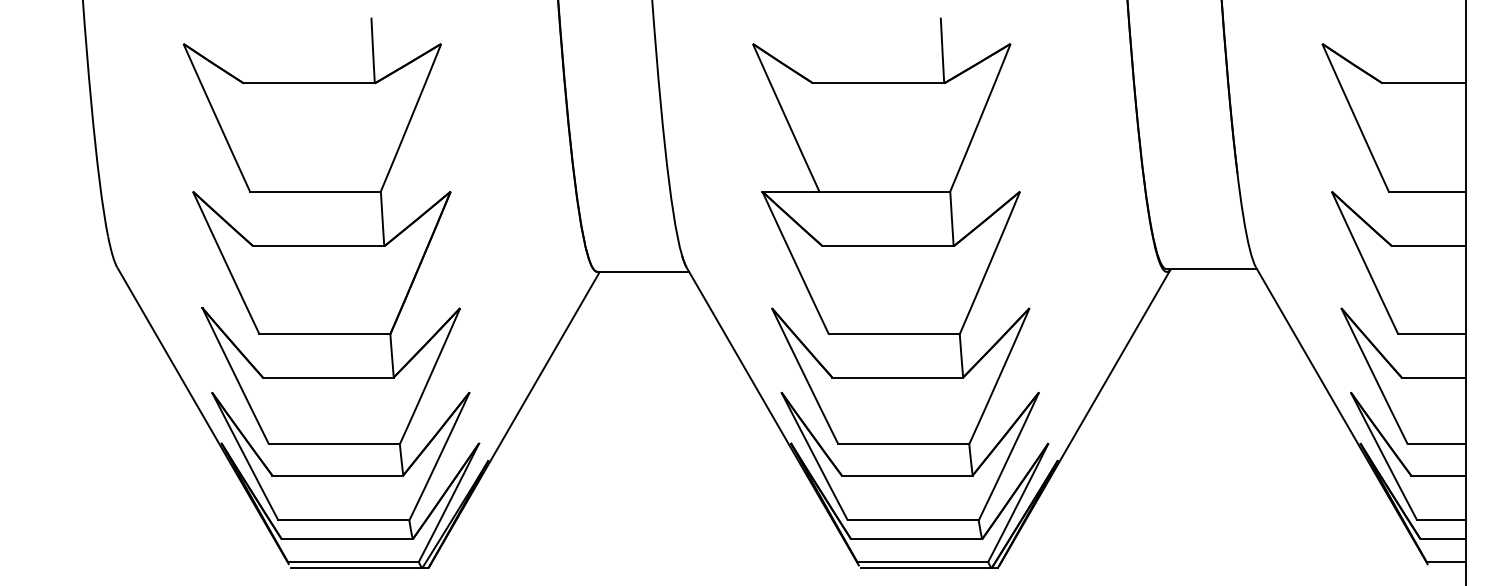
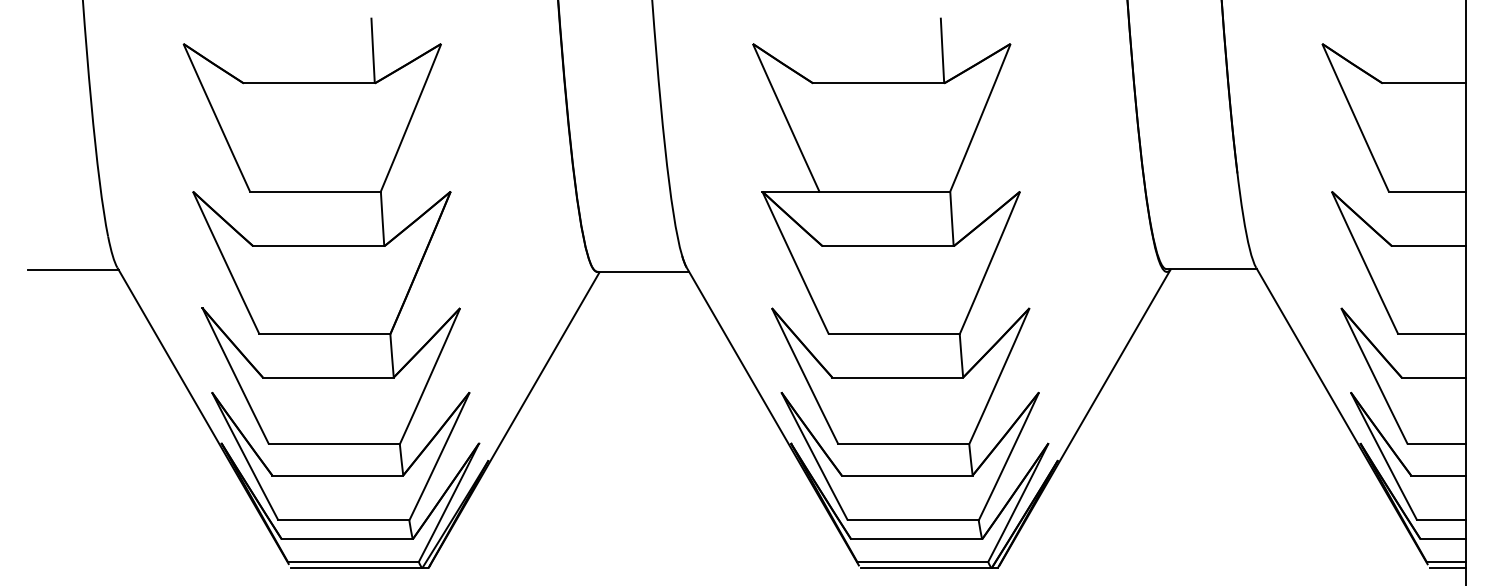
line: none -> present (73, 270)
line: none -> present (1447, 568)
